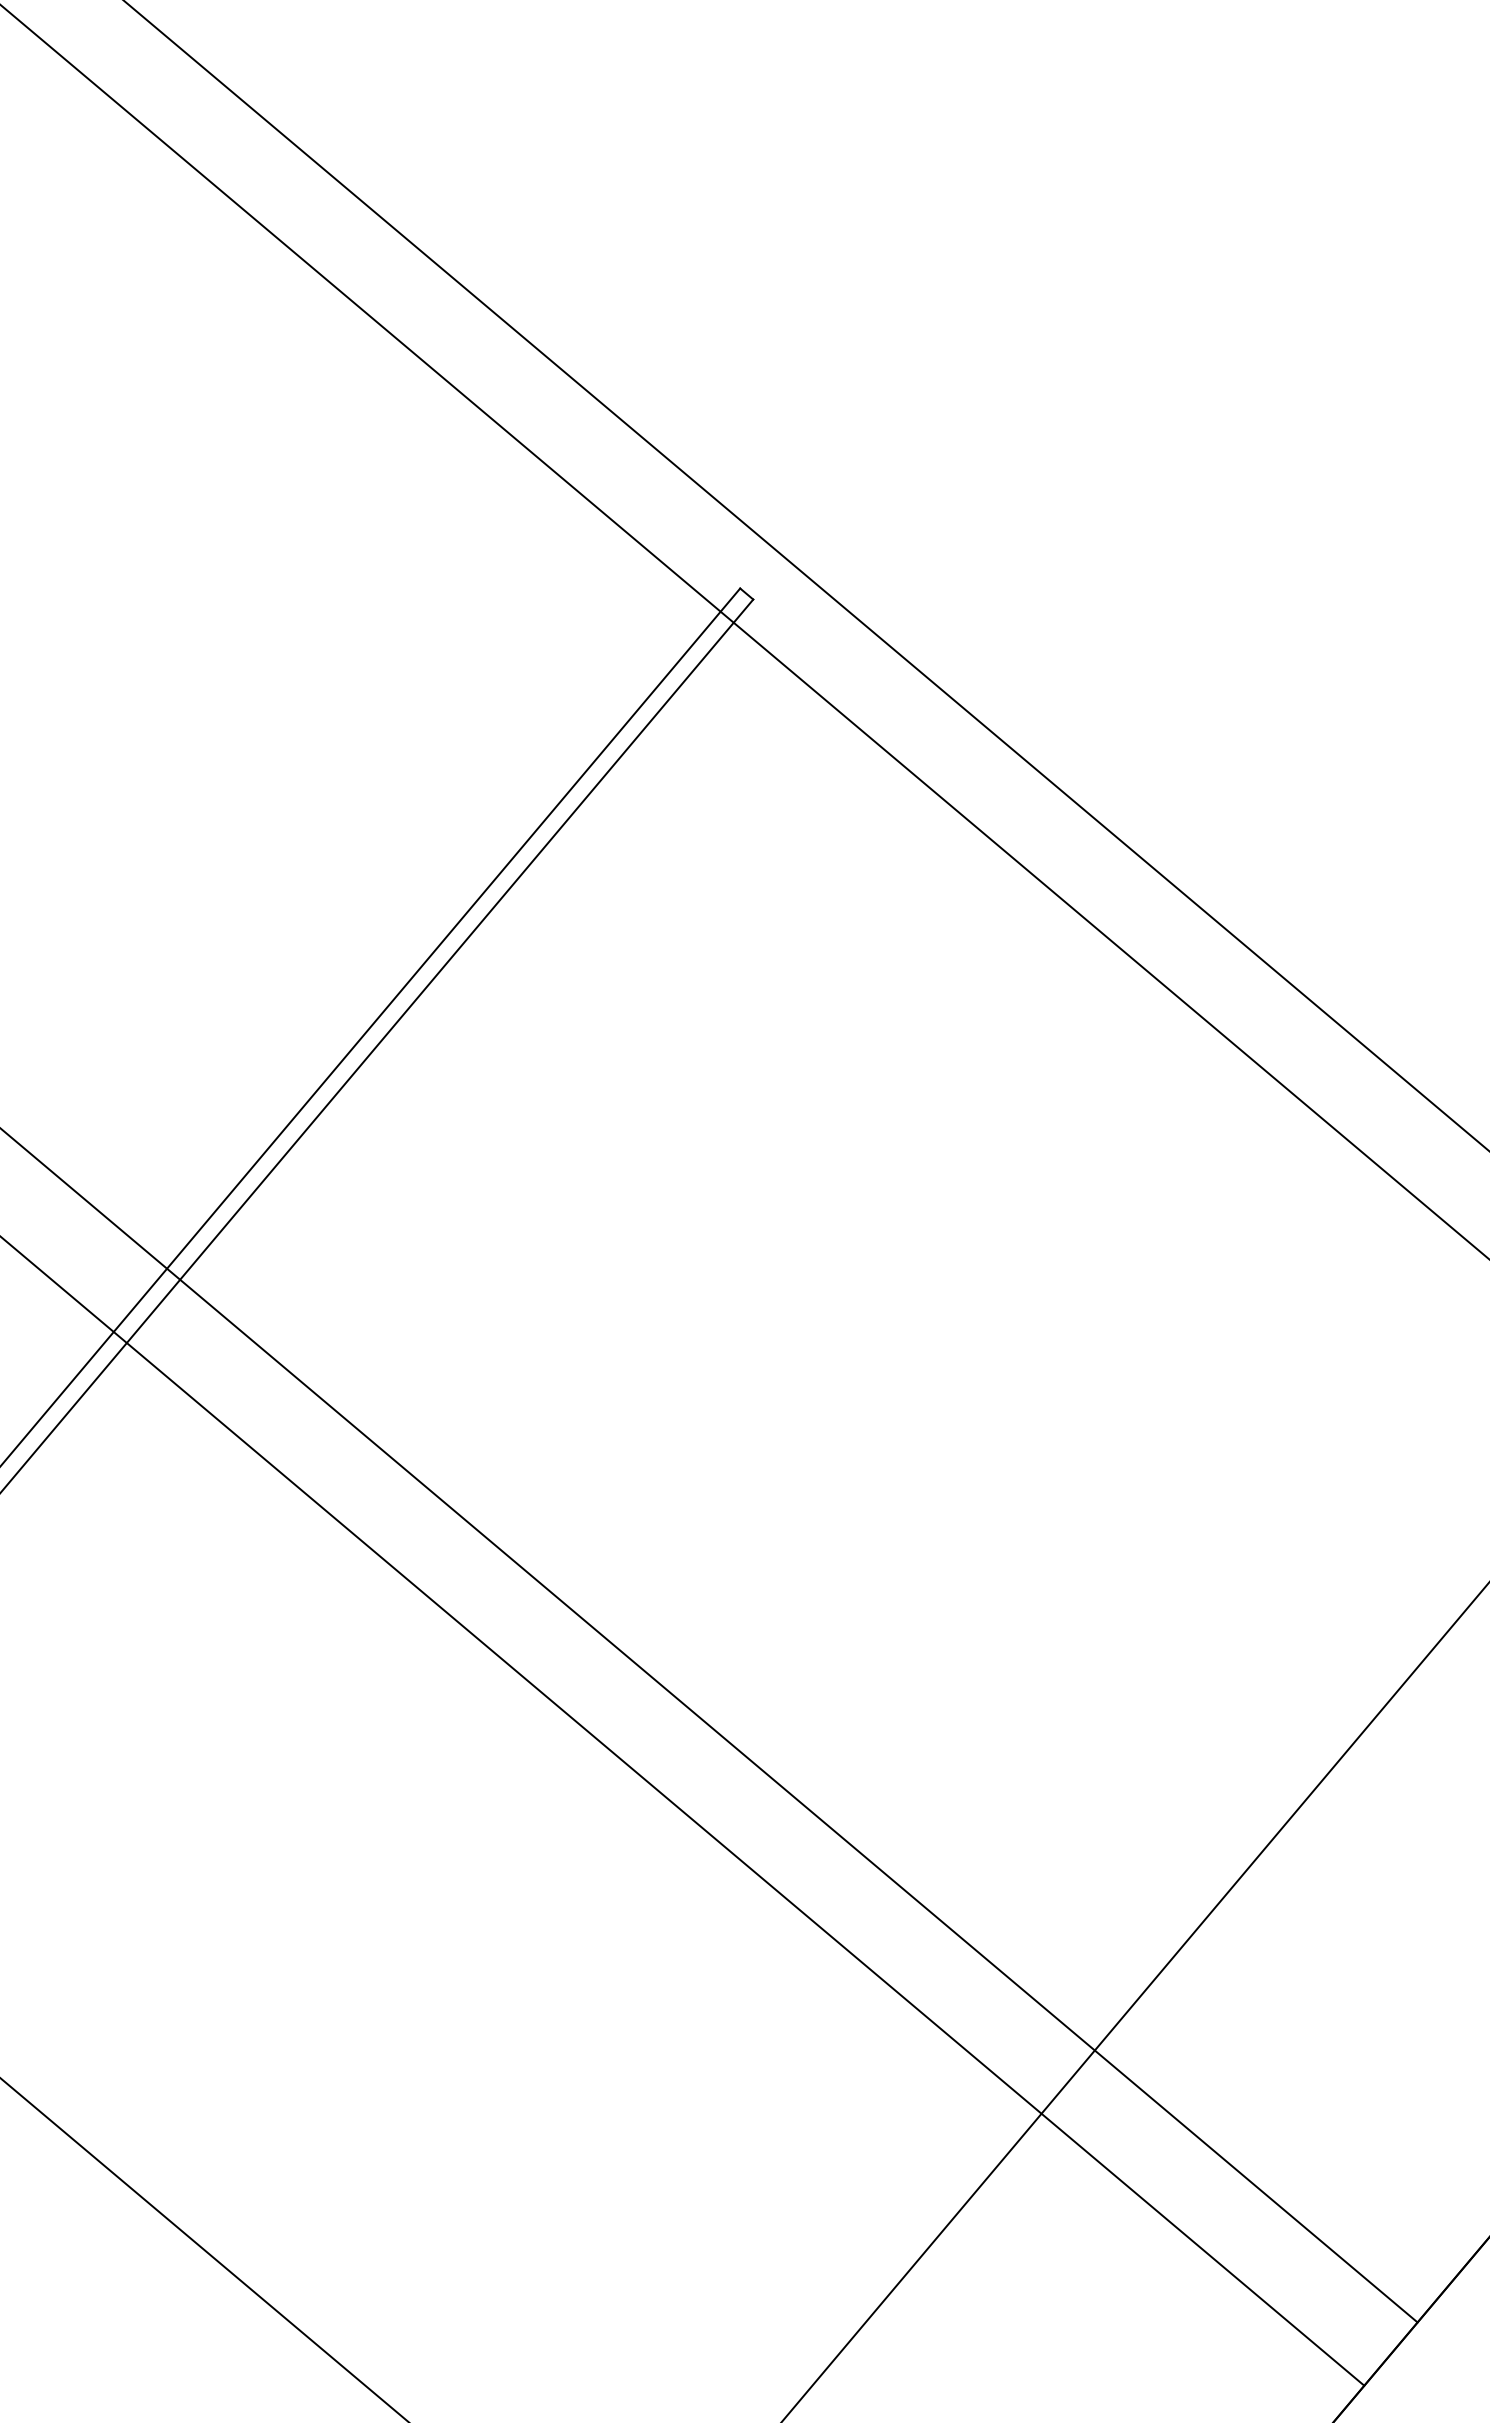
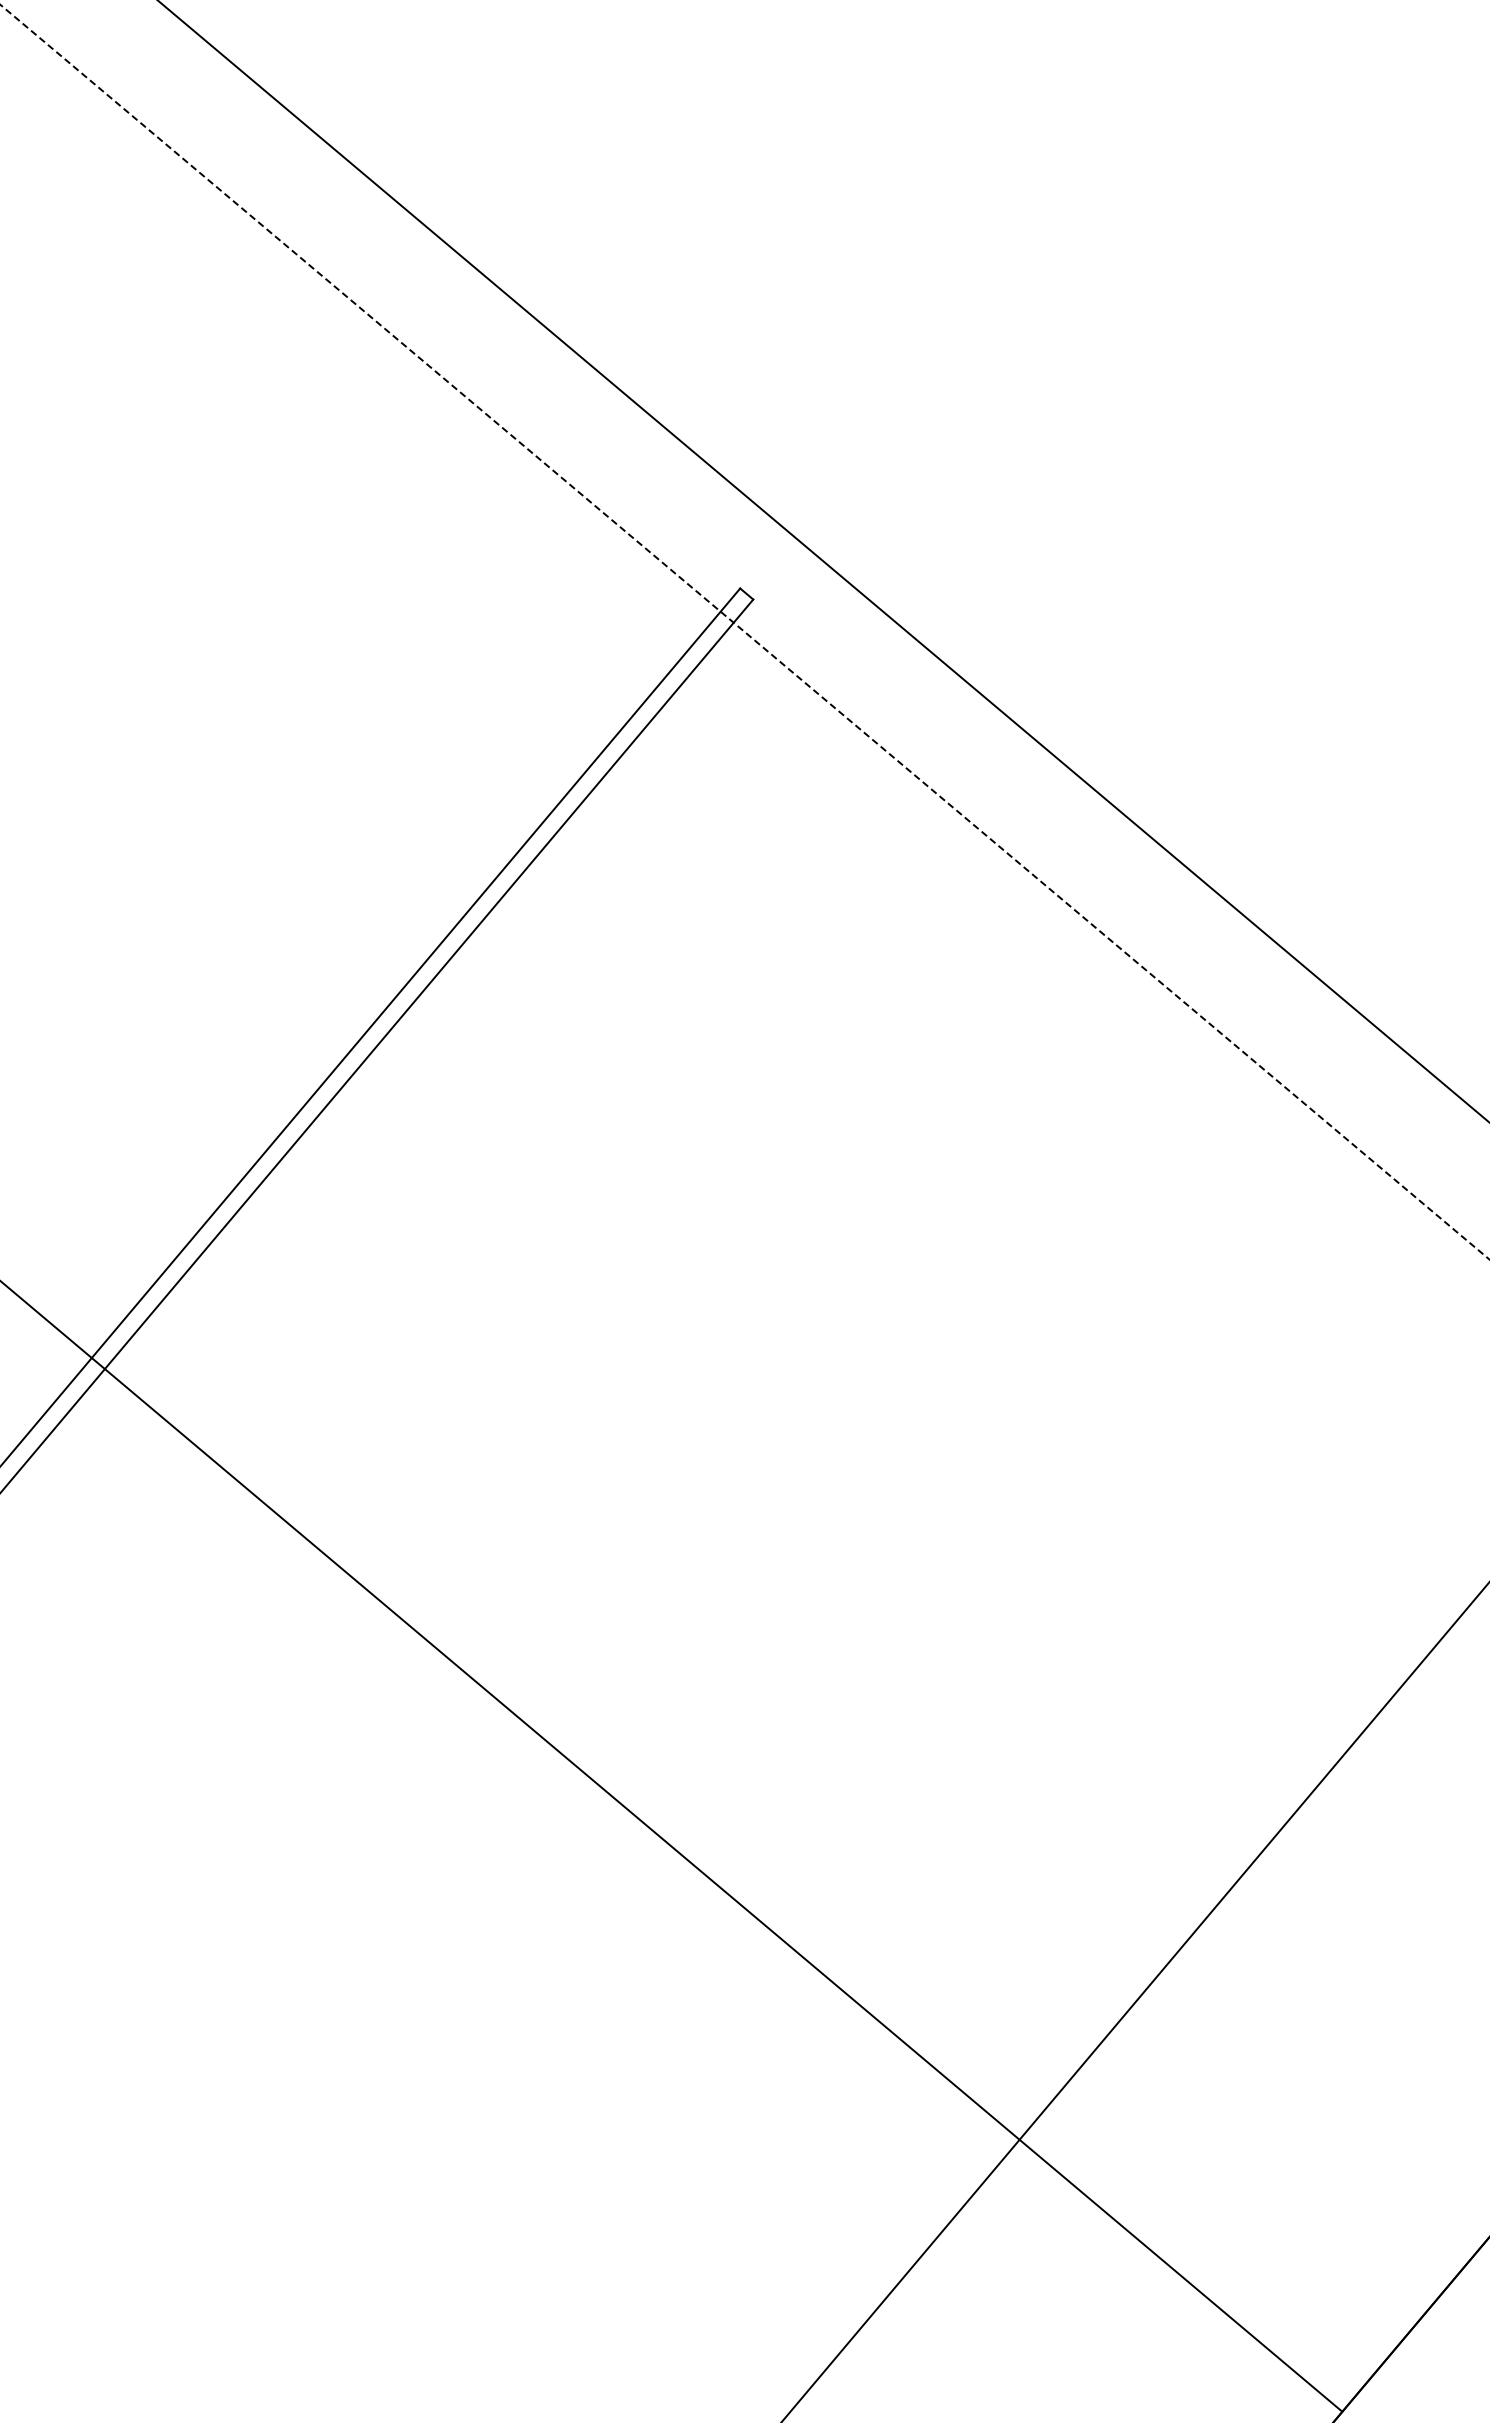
line position: (806, 575) -> (822, 560) (822, 560)
line: solid -> dashed (744, 631)
line: present -> none (709, 1726)
line position: (683, 1811) -> (672, 1846) (672, 1846)
line: present -> none (203, 2249)
